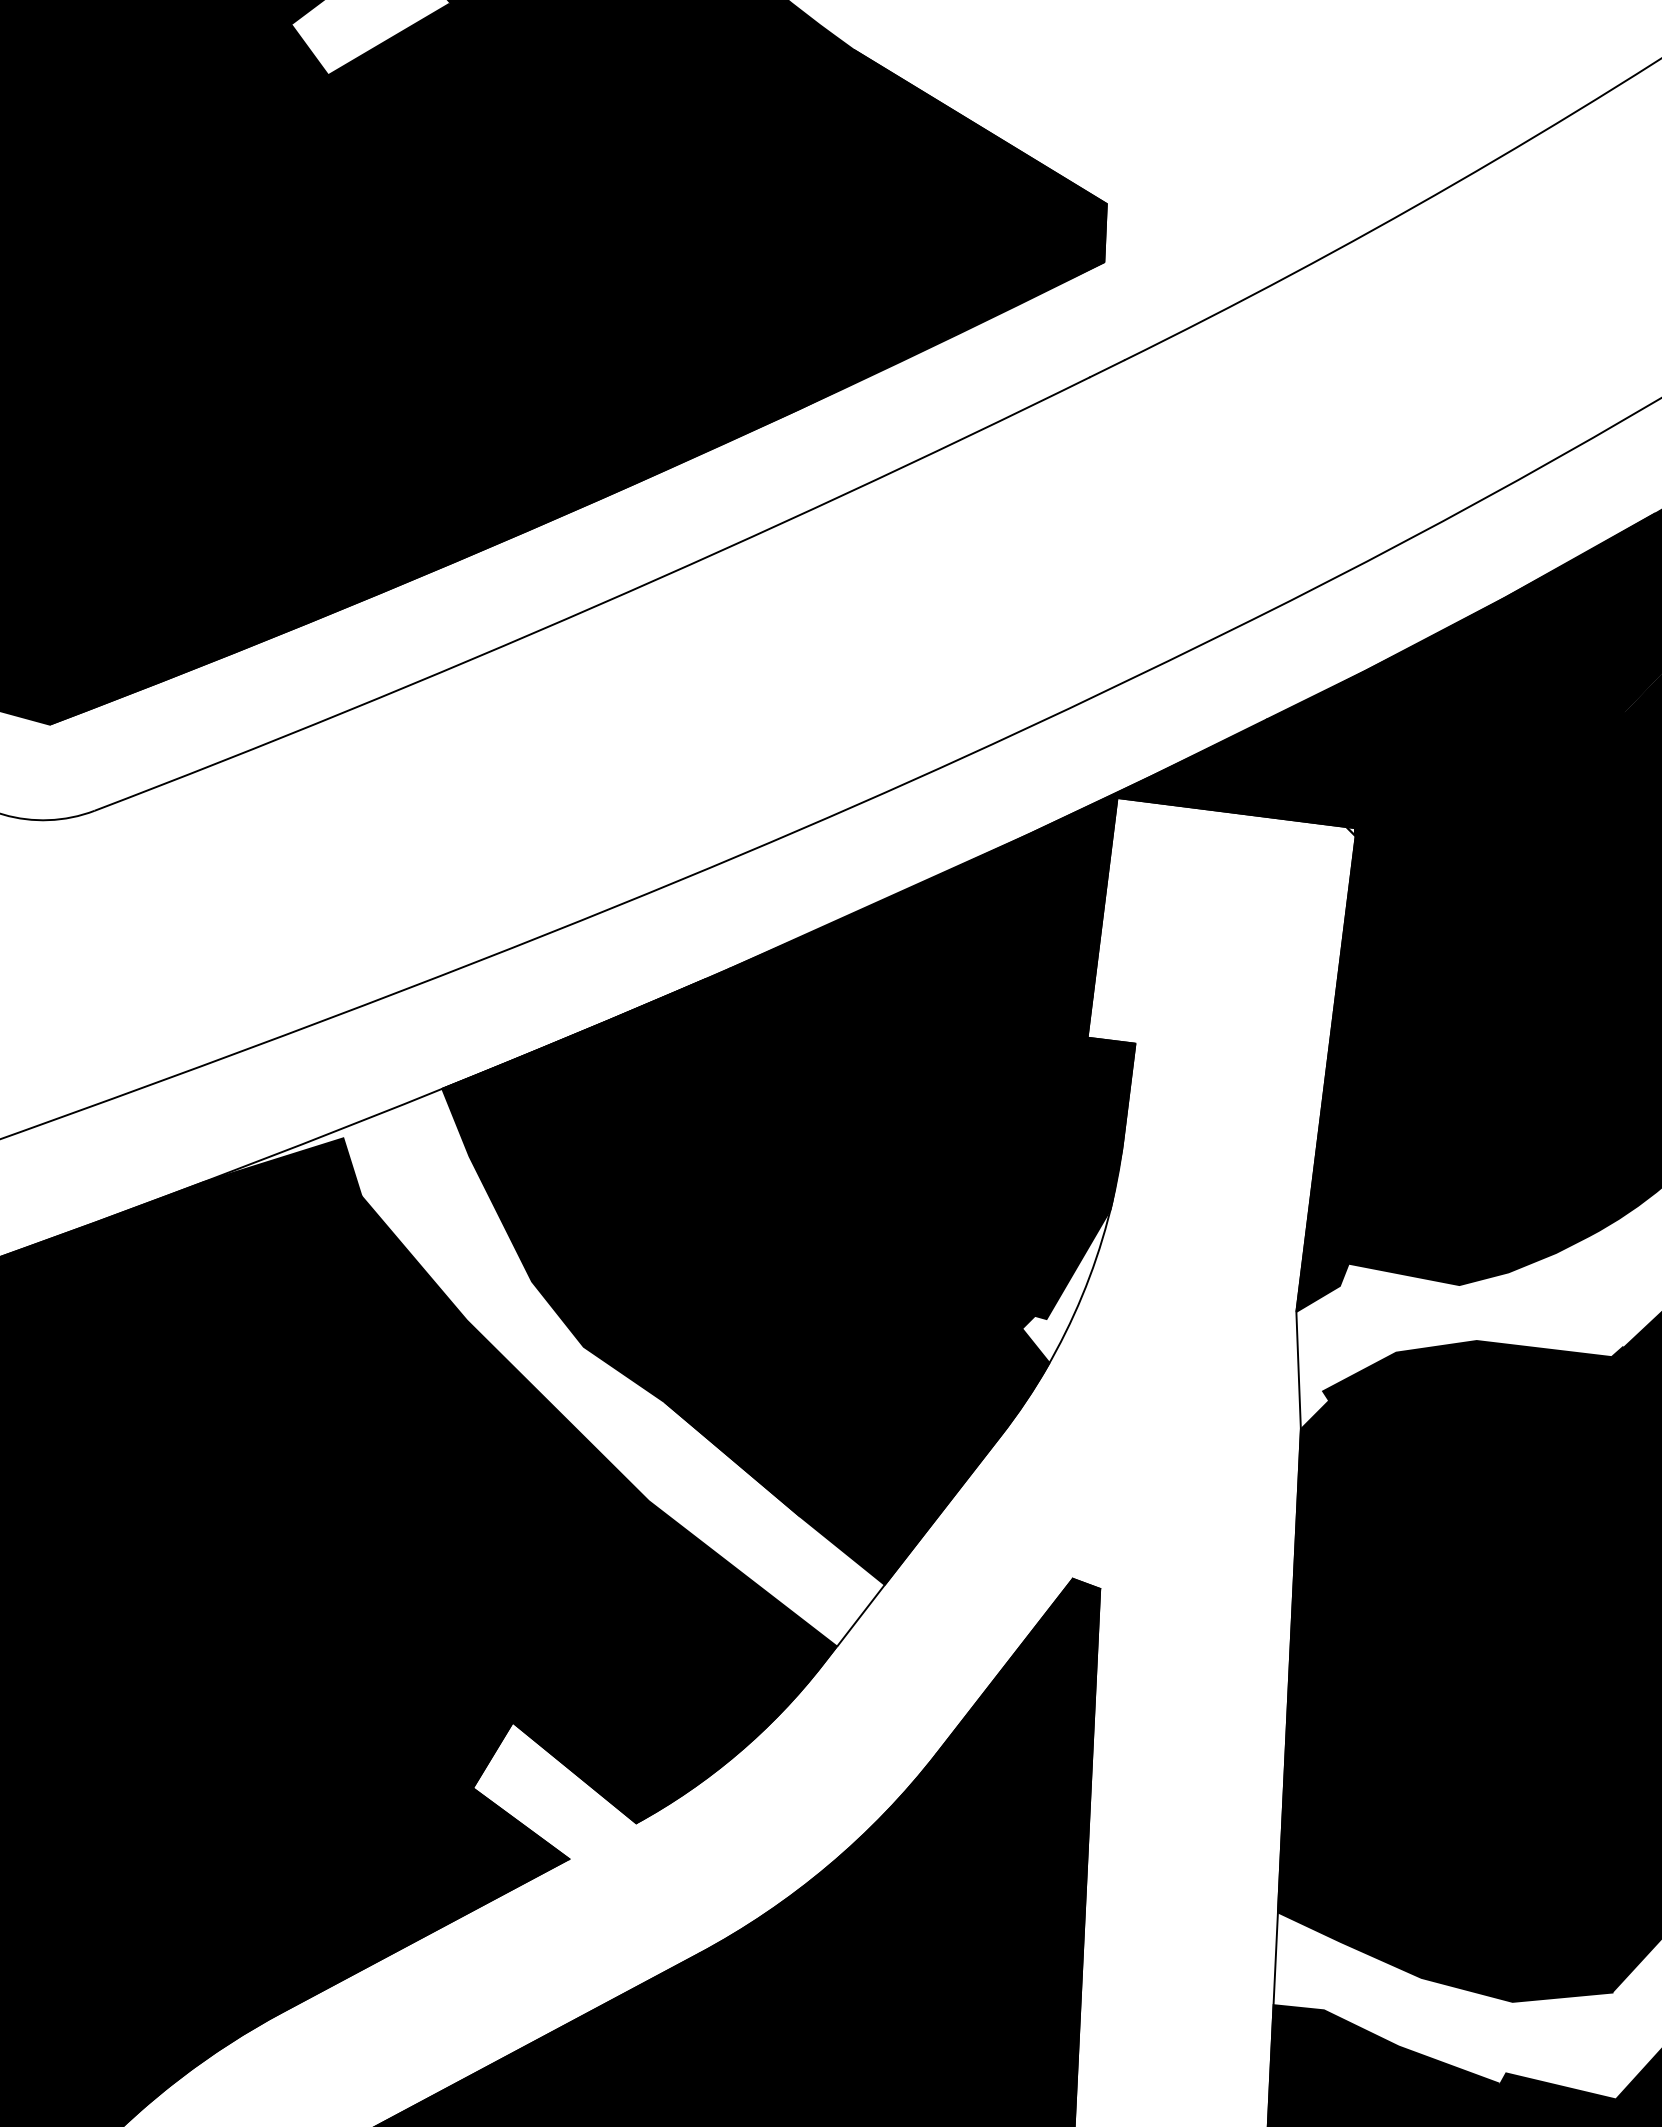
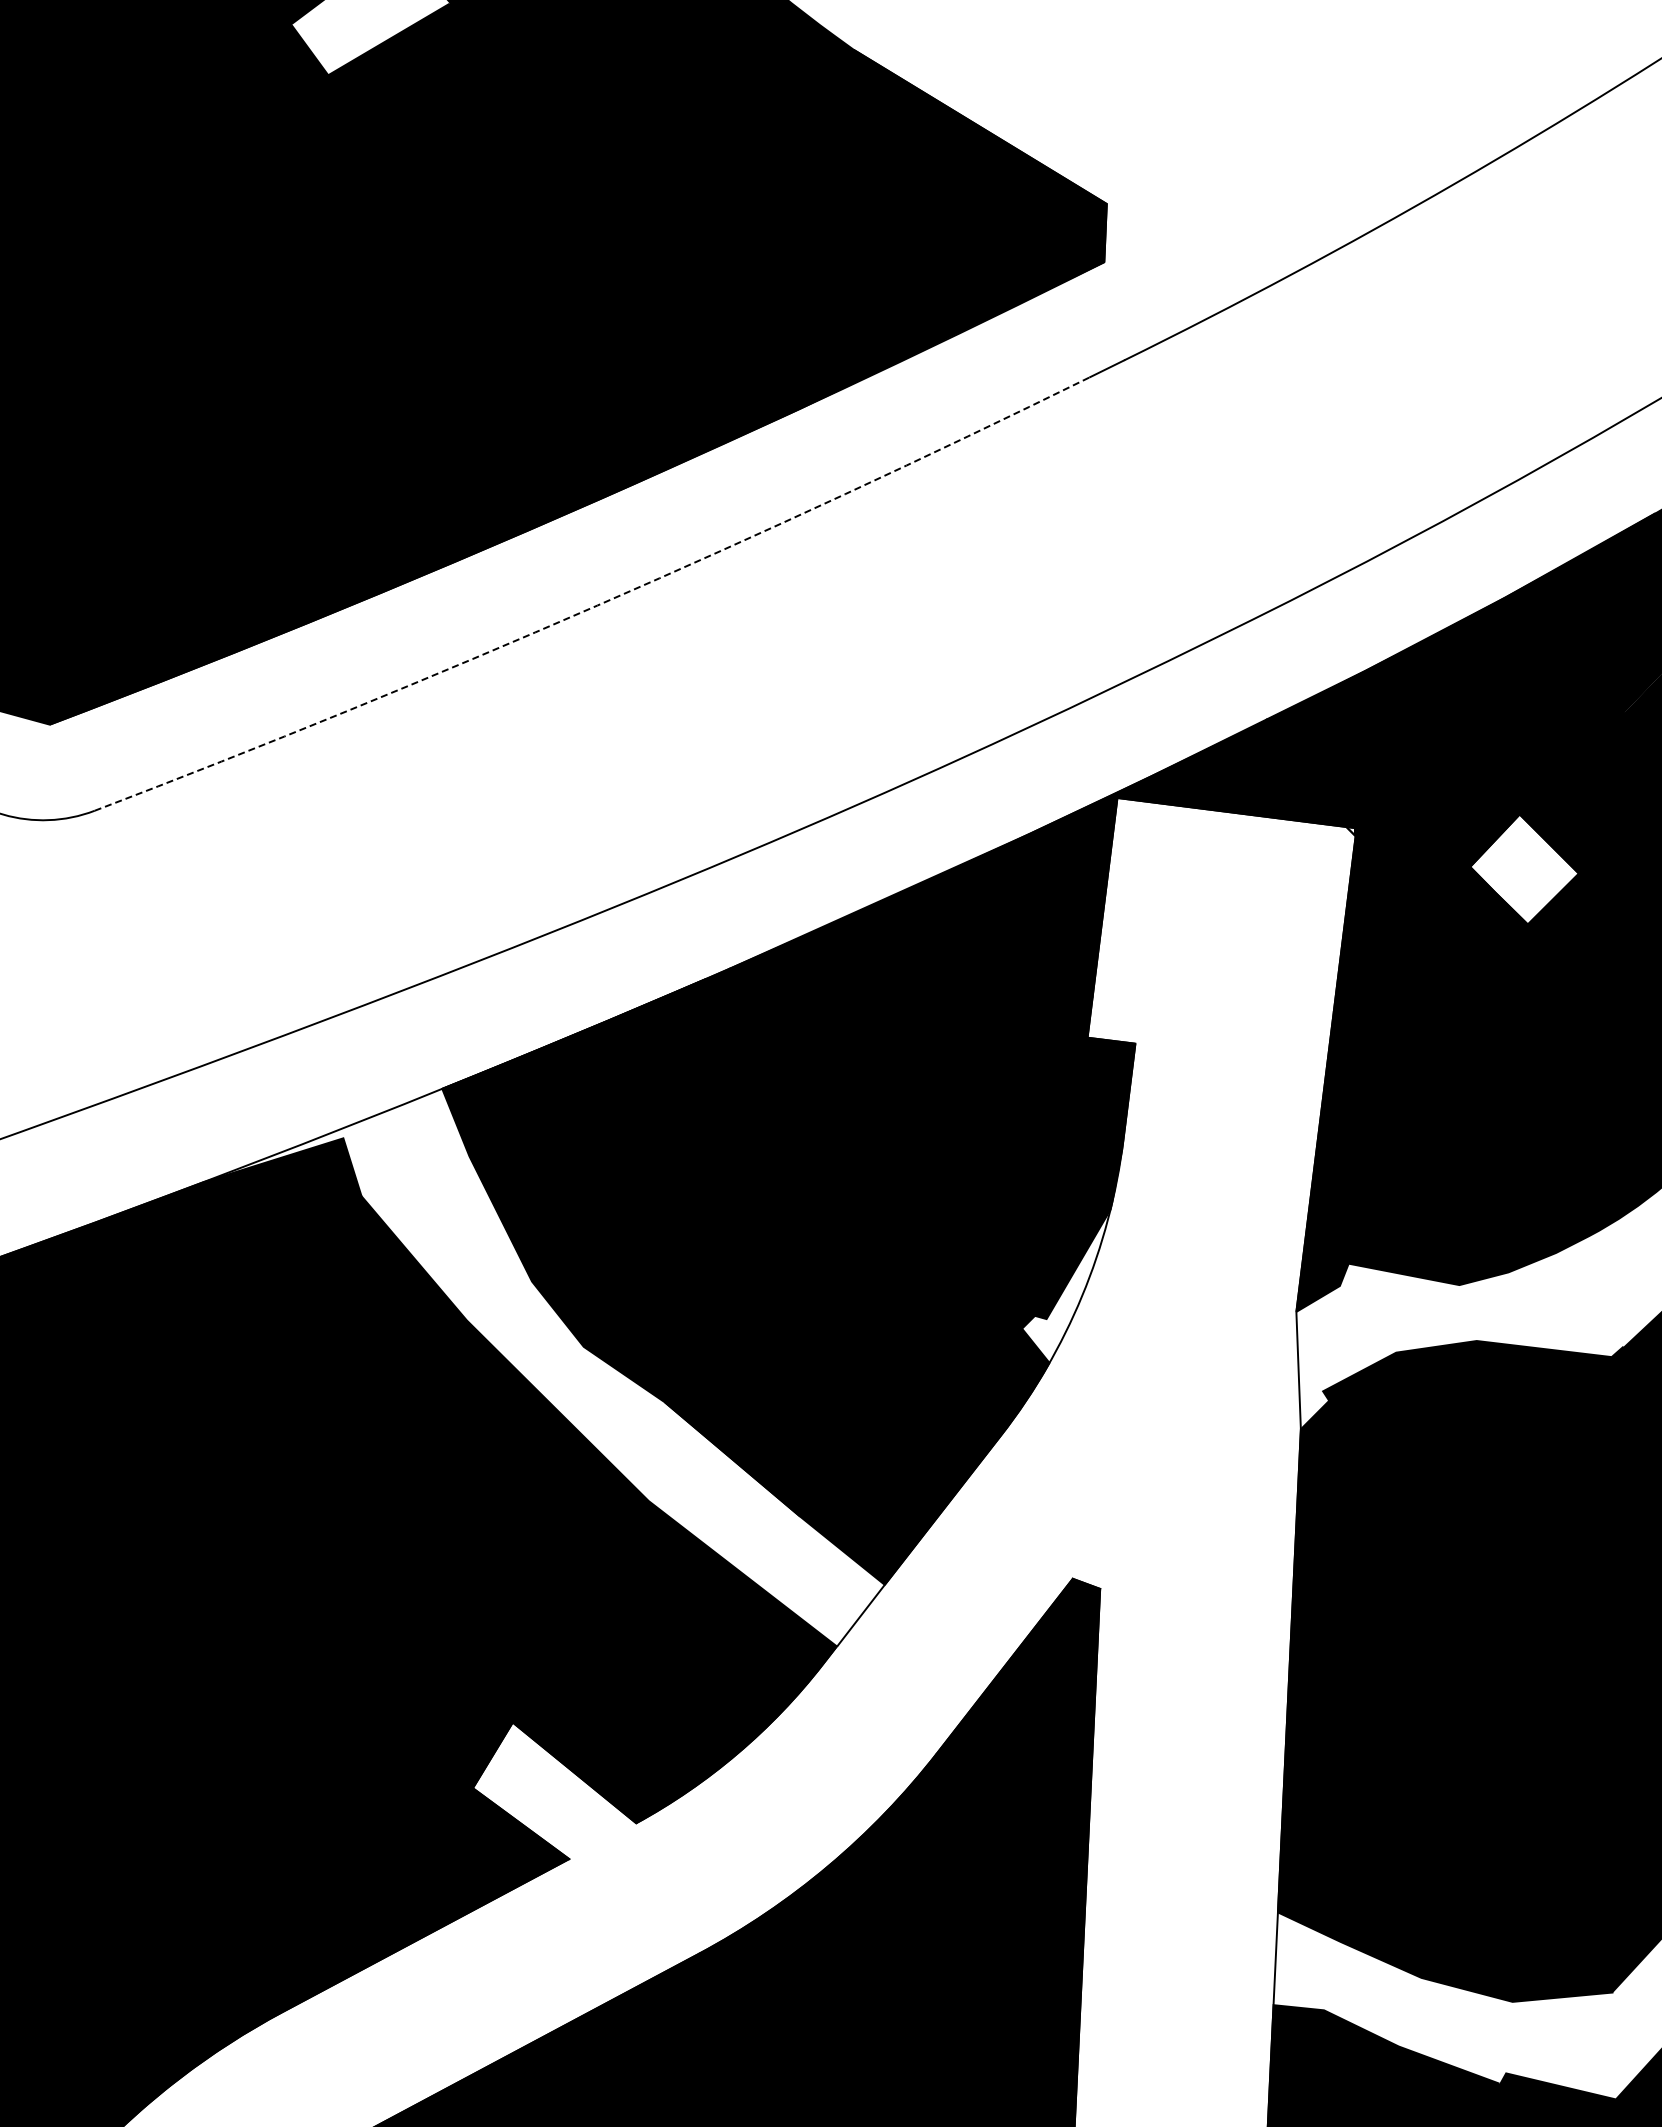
arc: solid -> dashed (597, 605)
fill: present -> none (1524, 869)
